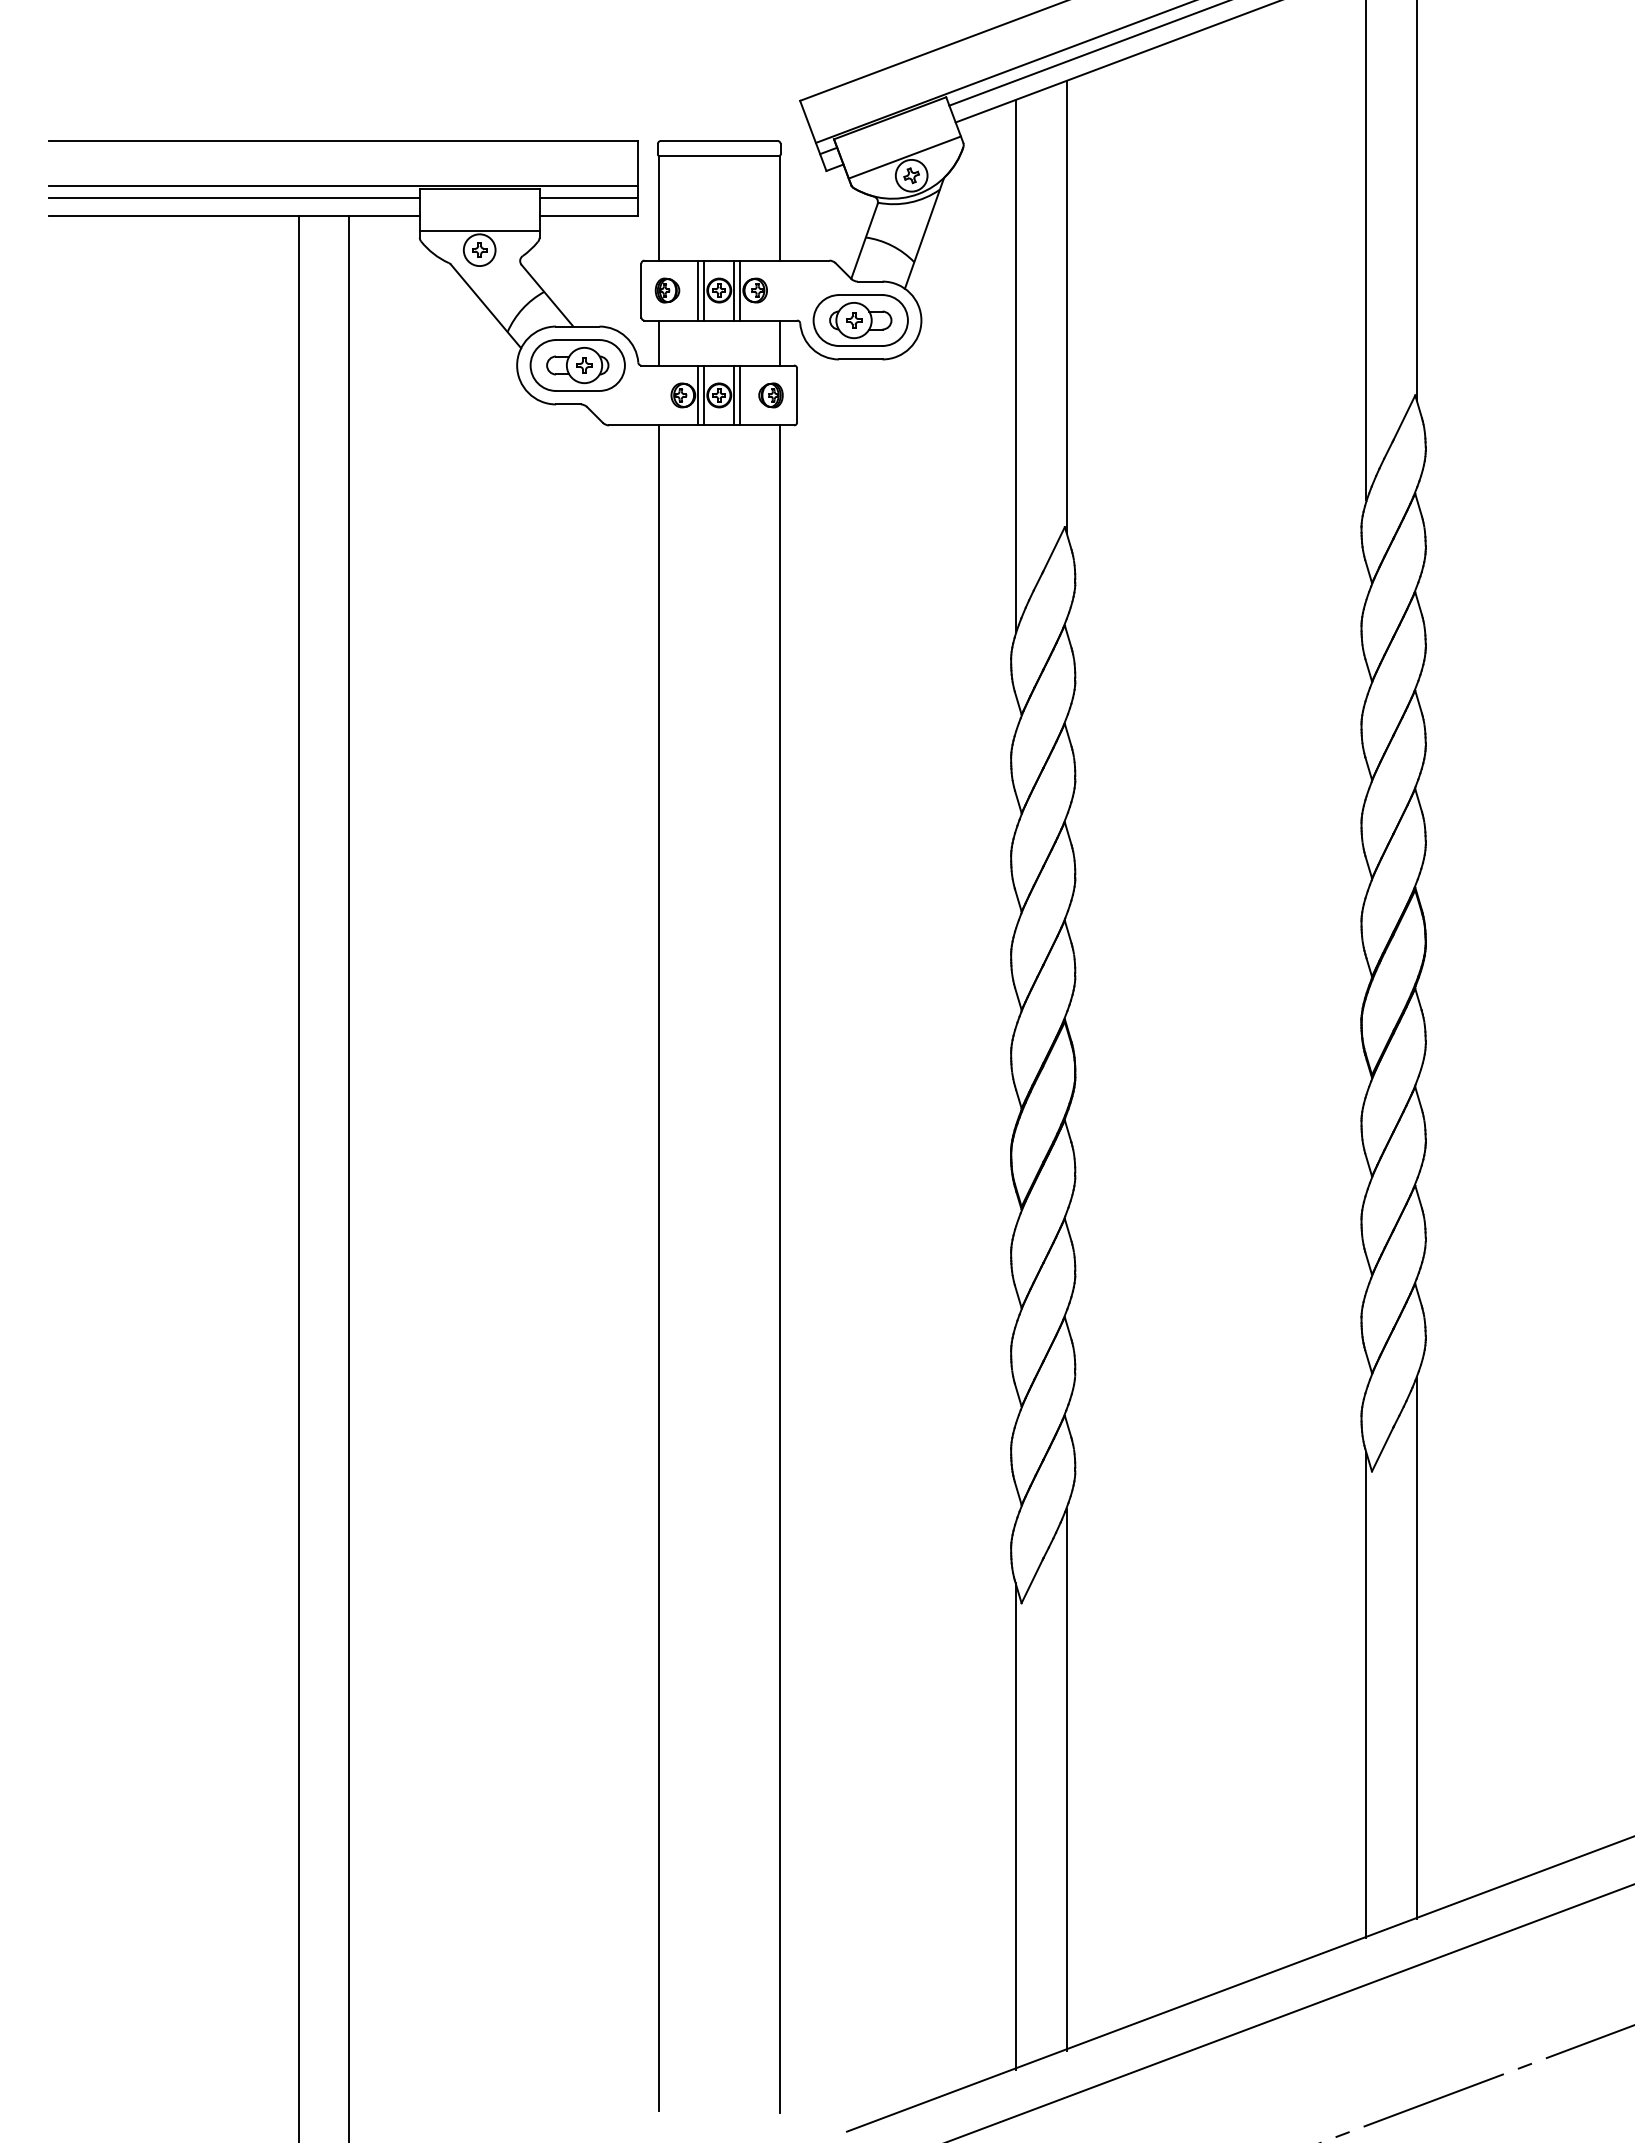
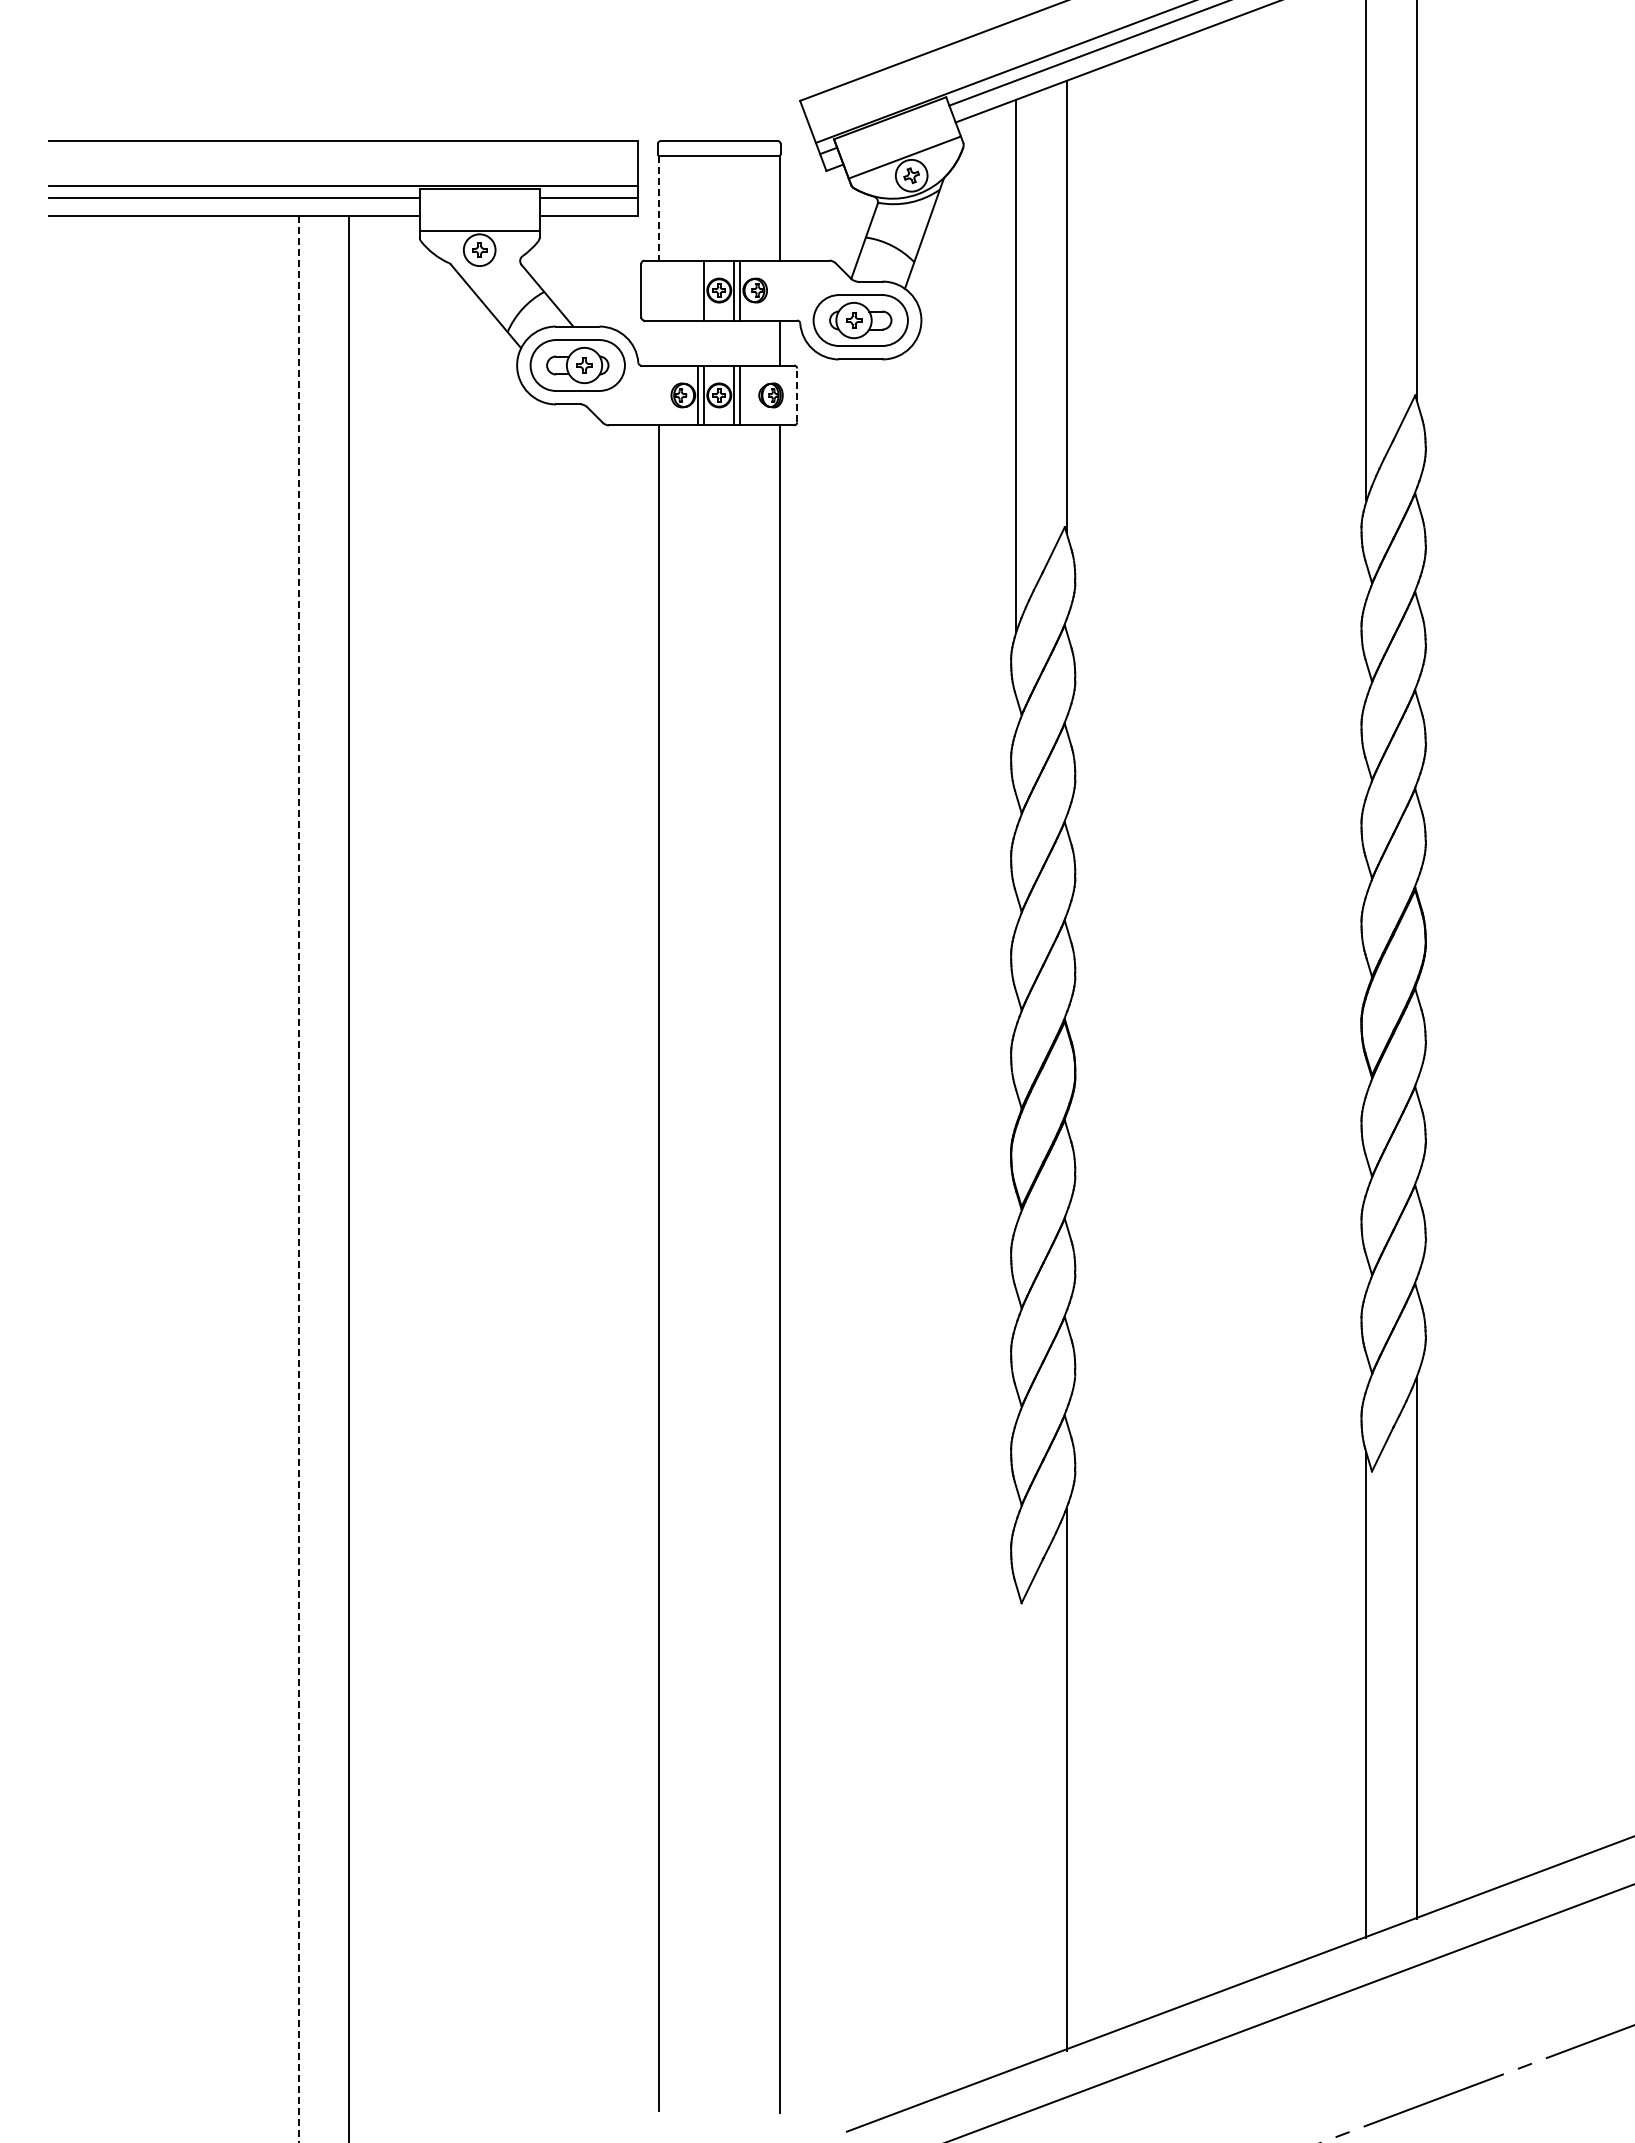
line: solid -> dashed (658, 208)
part: present -> none (667, 290)
line: present -> none (698, 290)
line: present -> none (658, 342)
line: solid -> dashed (797, 395)
line: solid -> dashed (298, 1179)
line: present -> none (1015, 1826)
